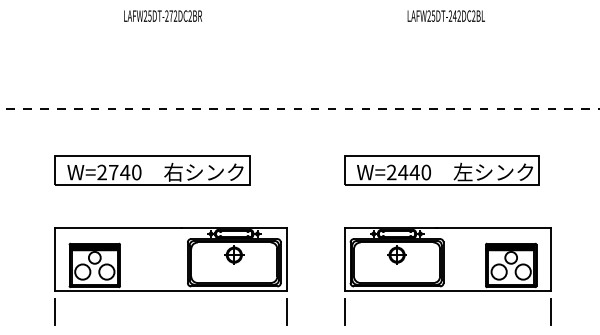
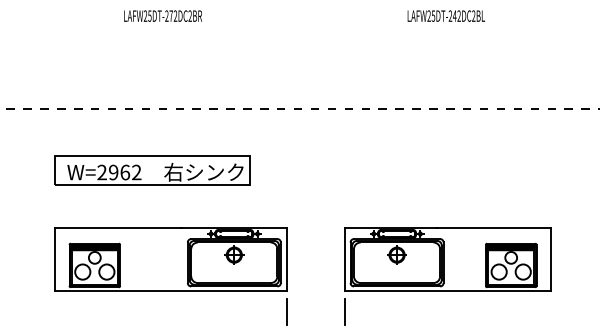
part: present -> none (441, 170)
text: W=2740 -> W=2962 (125, 172)
line: present -> none (55, 311)
line: present -> none (550, 311)
